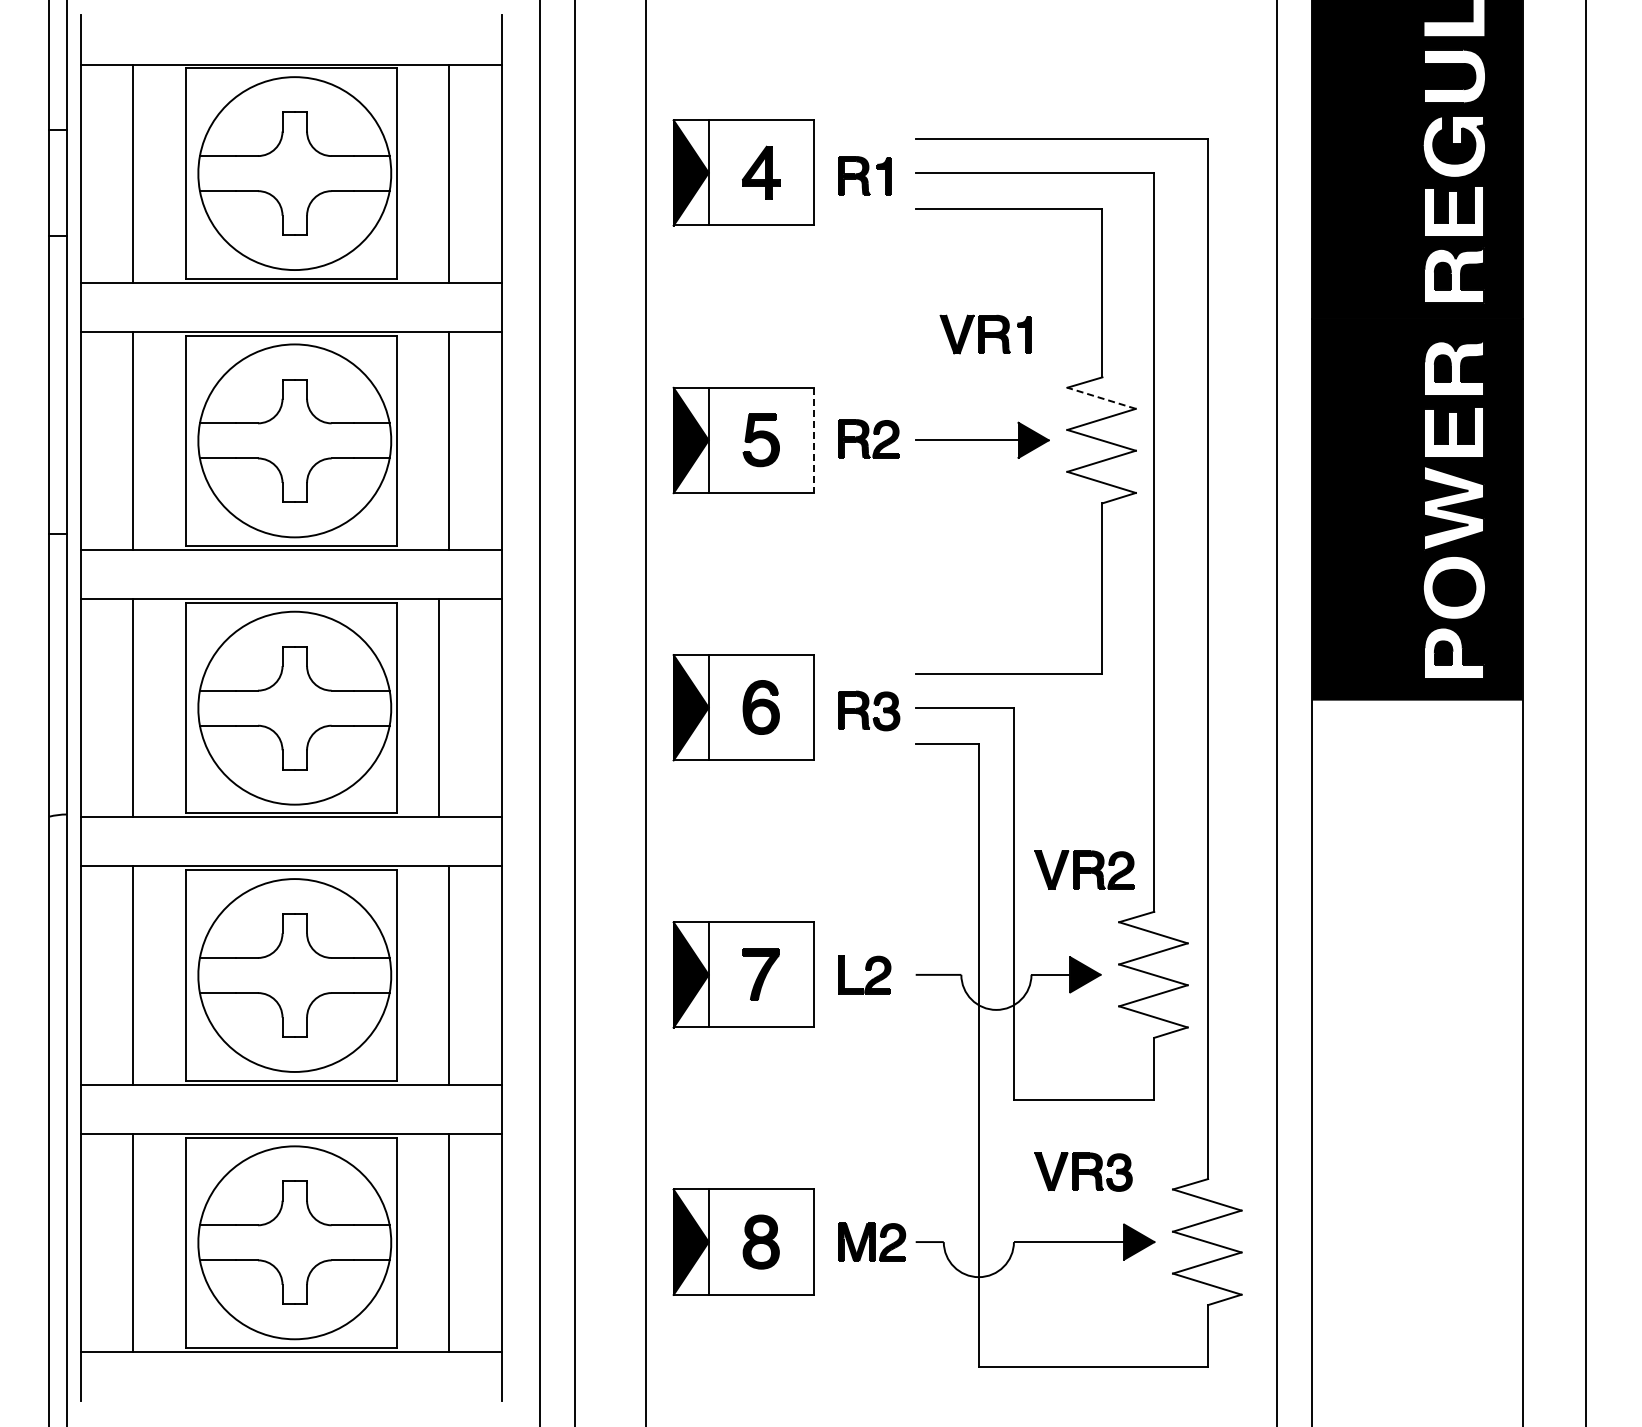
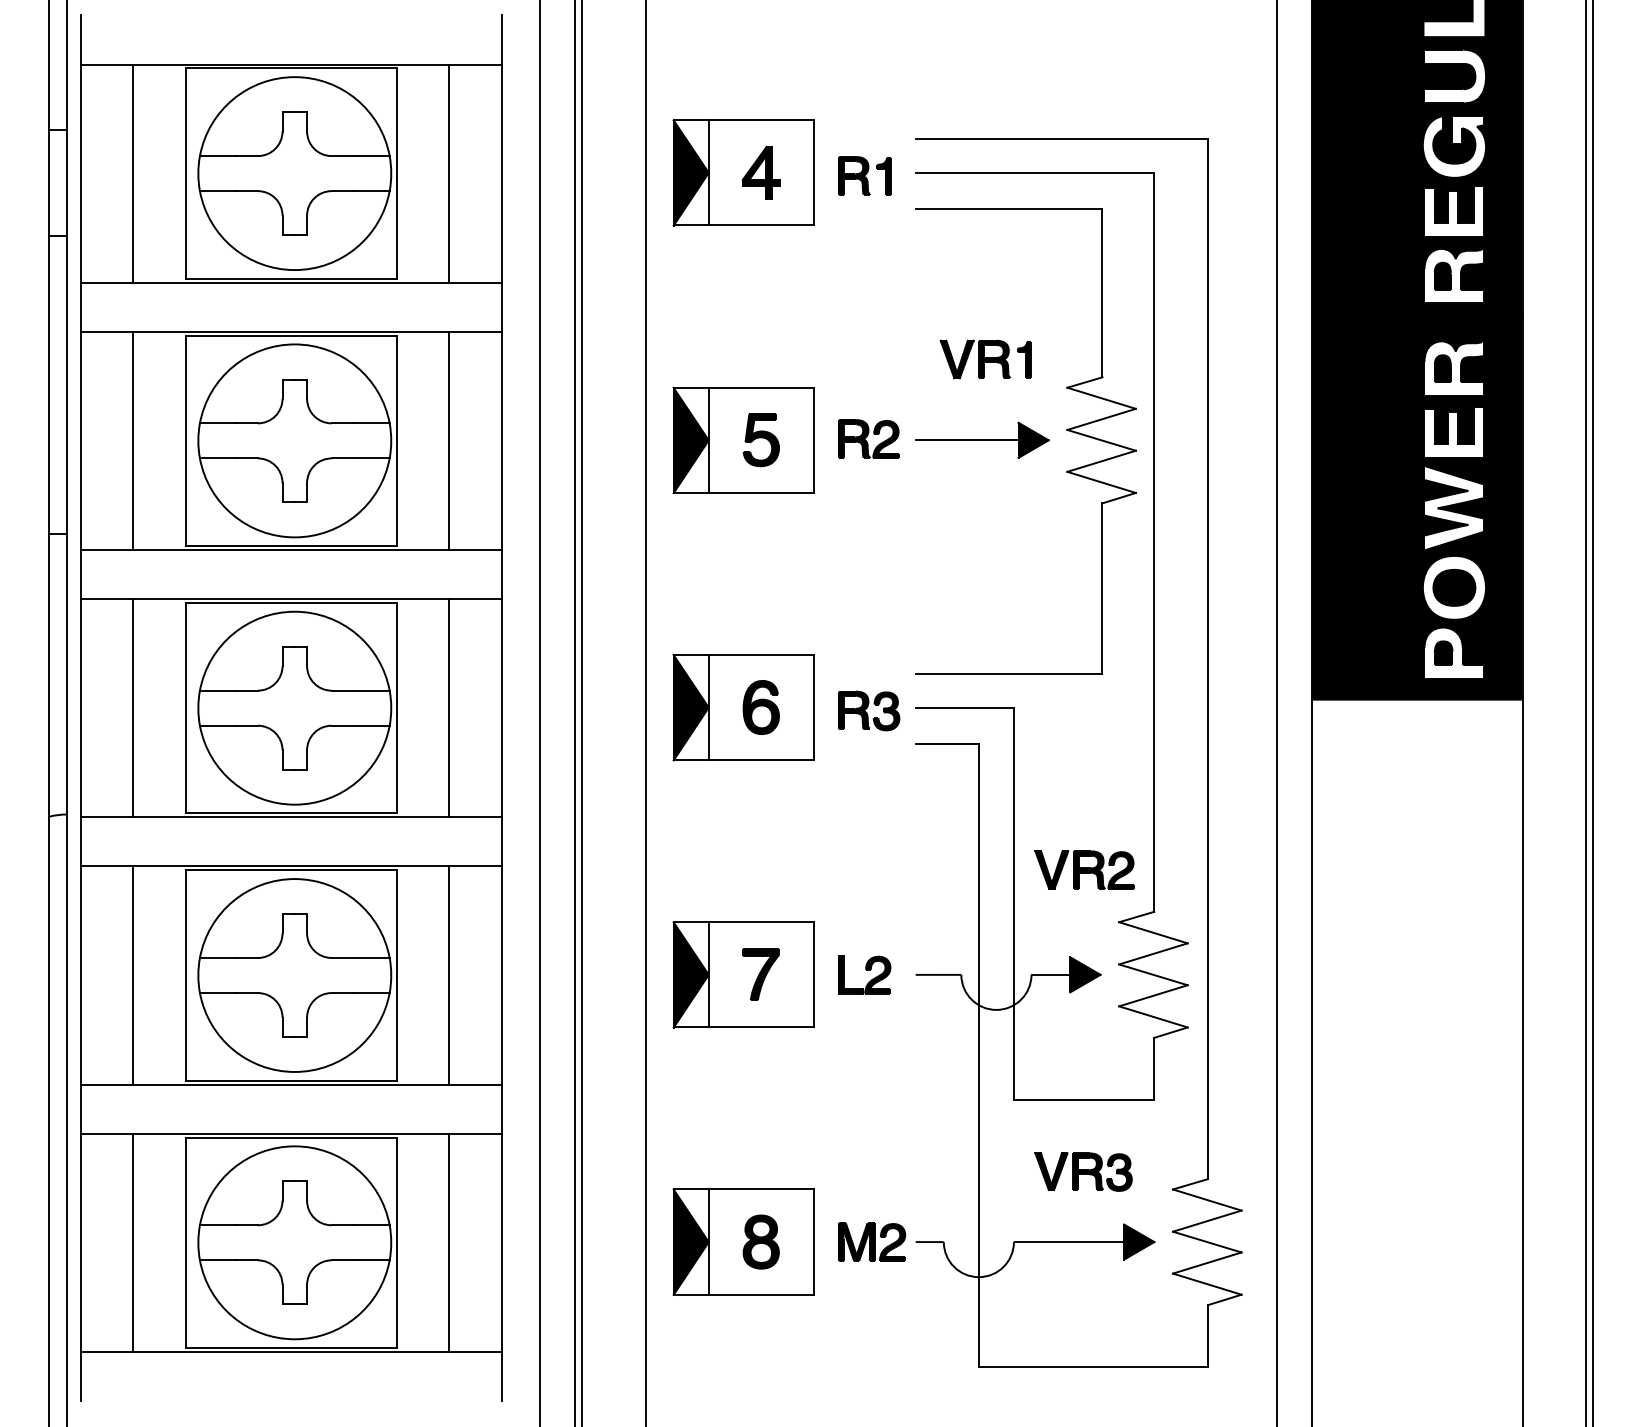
part position: (985, 334) -> (985, 359) (985, 359)
line: dashed -> solid (1101, 398)
line: dashed -> solid (813, 440)
line position: (439, 708) -> (449, 708) (449, 708)
line: none -> present (582, 712)
line: none -> present (1592, 712)
